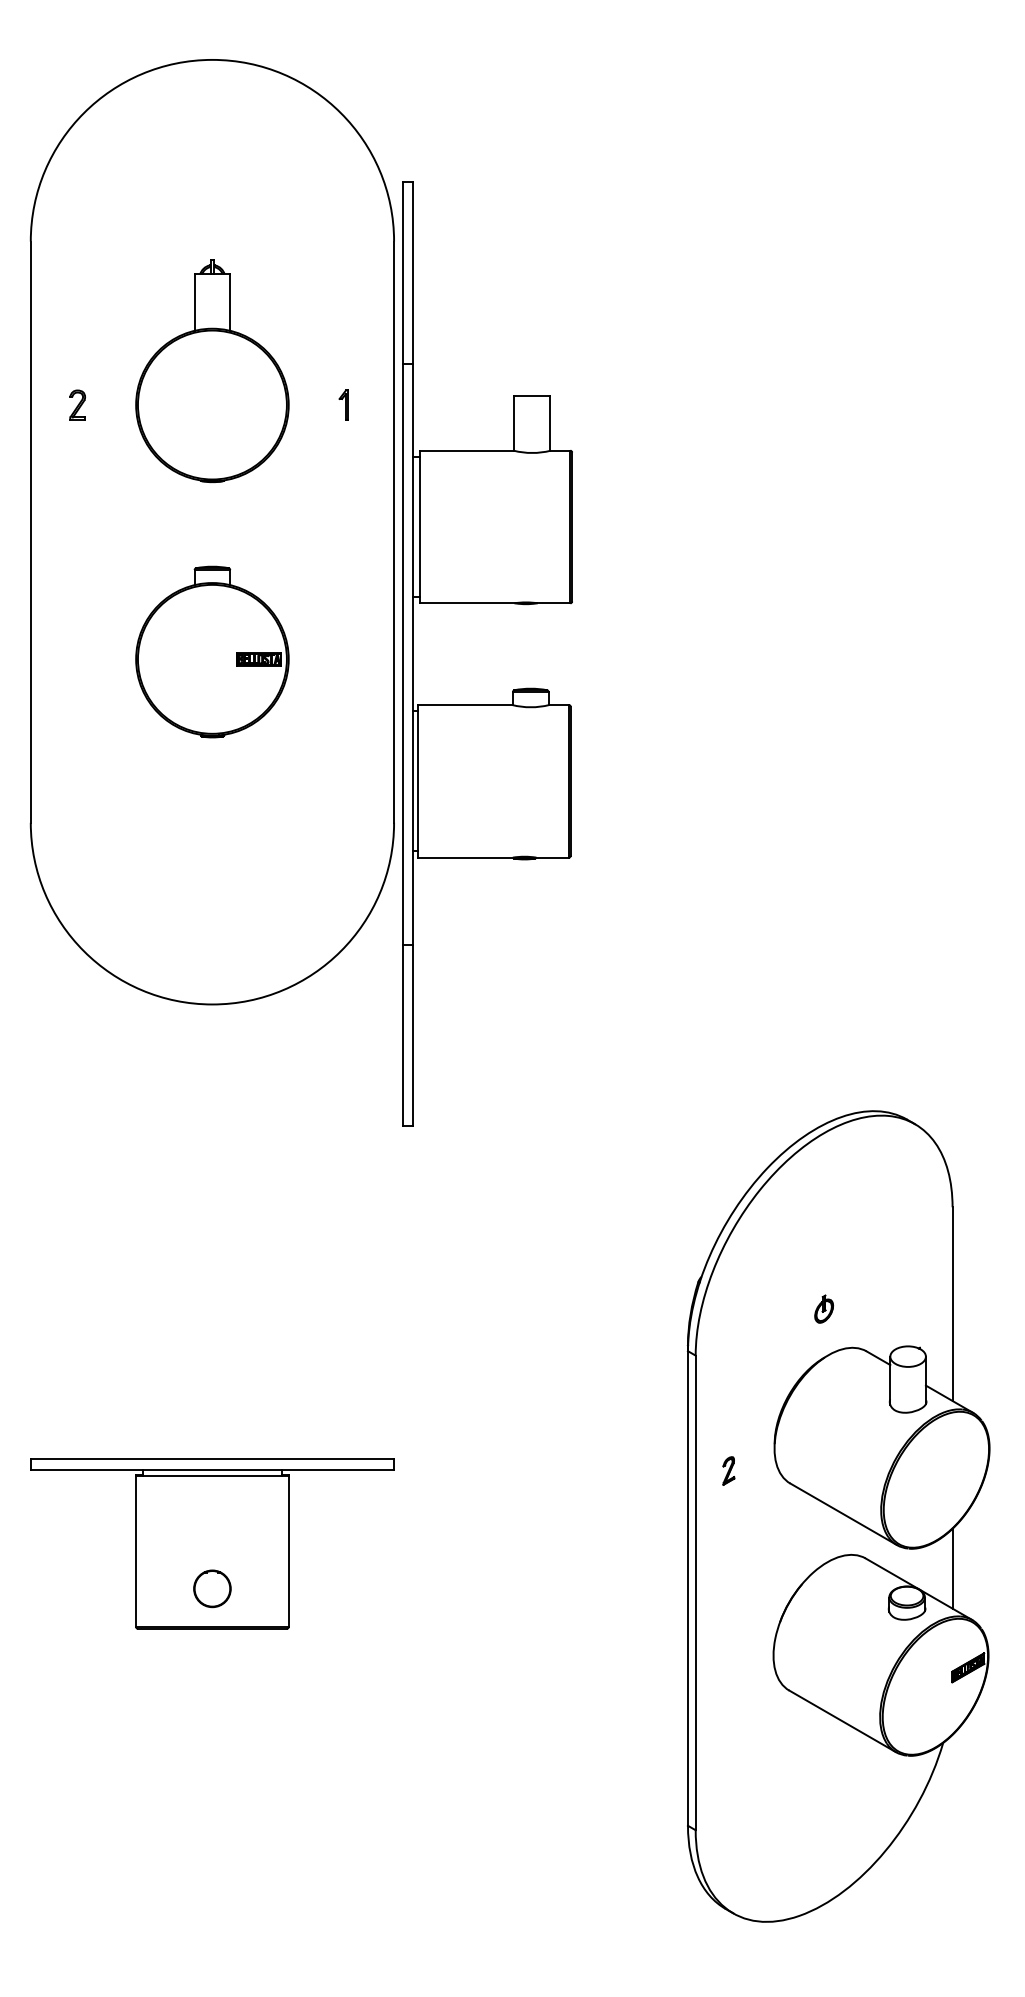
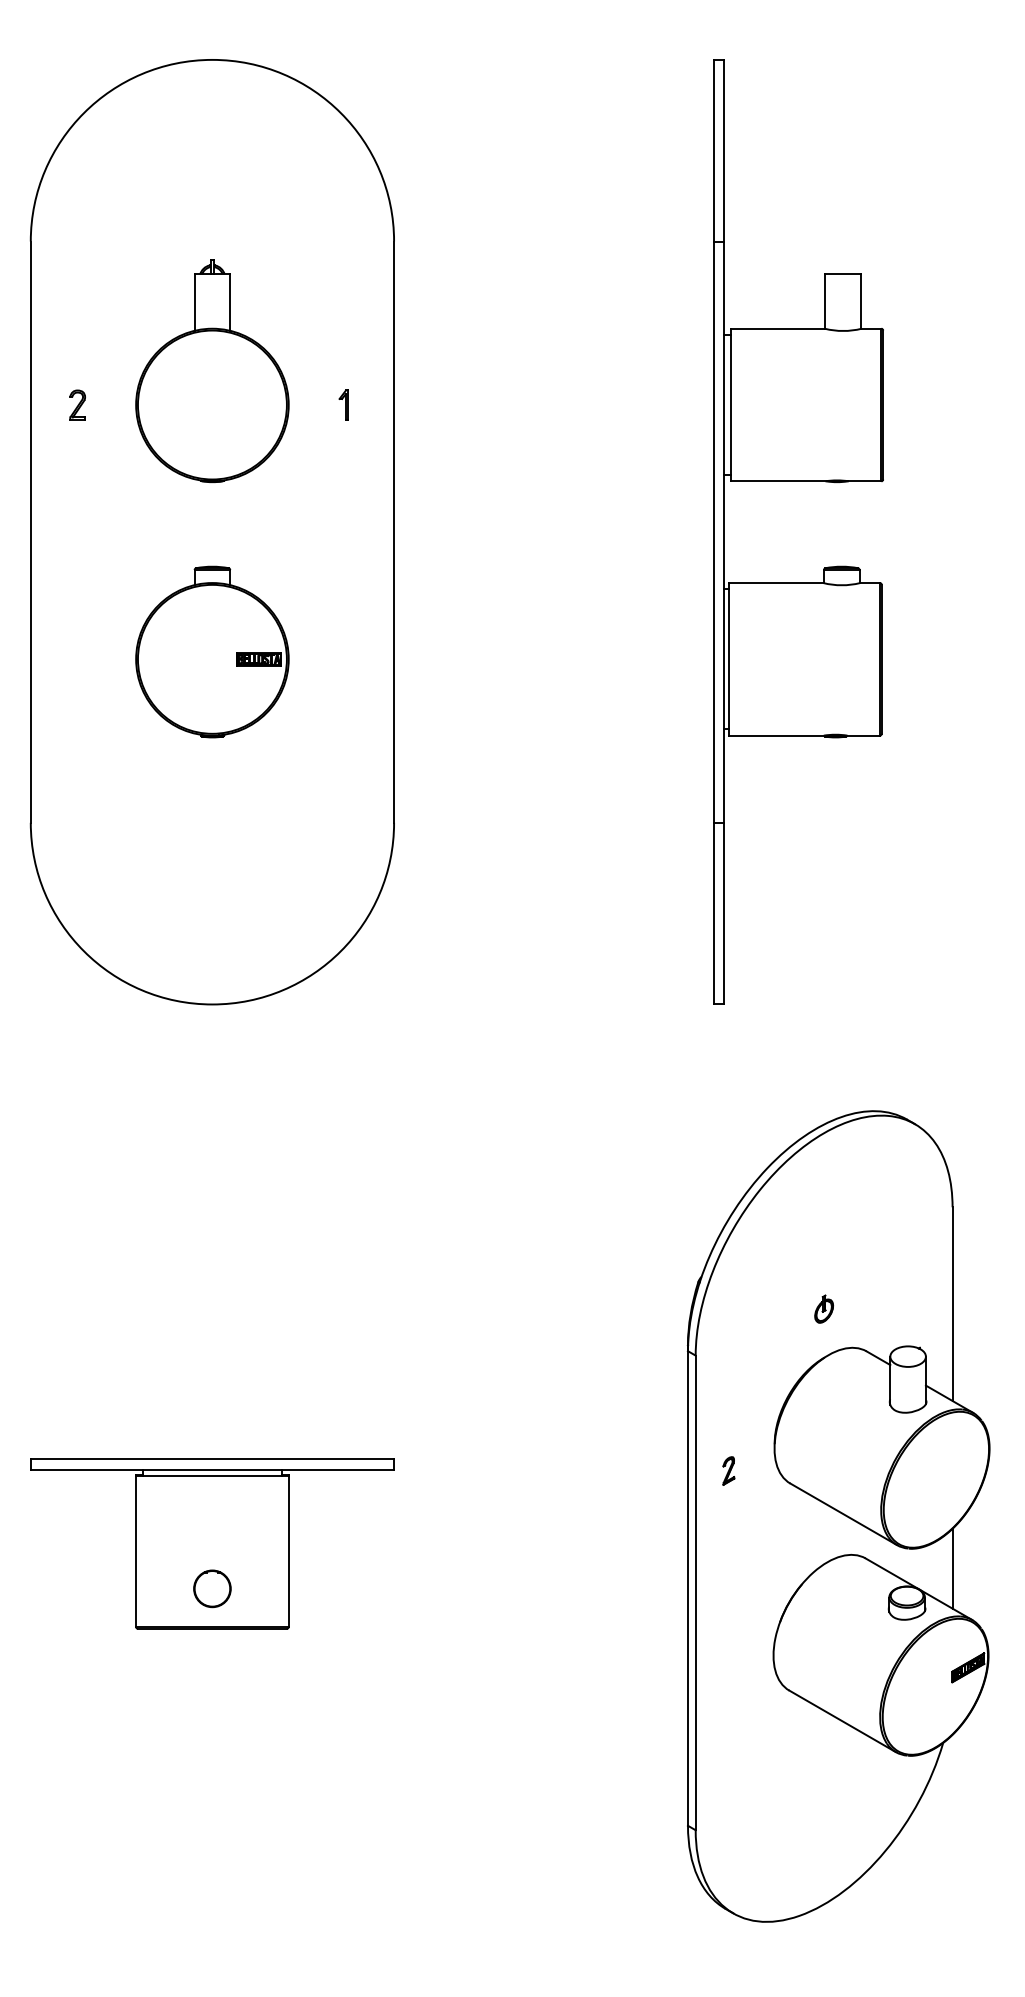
part position: (513, 689) -> (824, 567) (824, 567)
